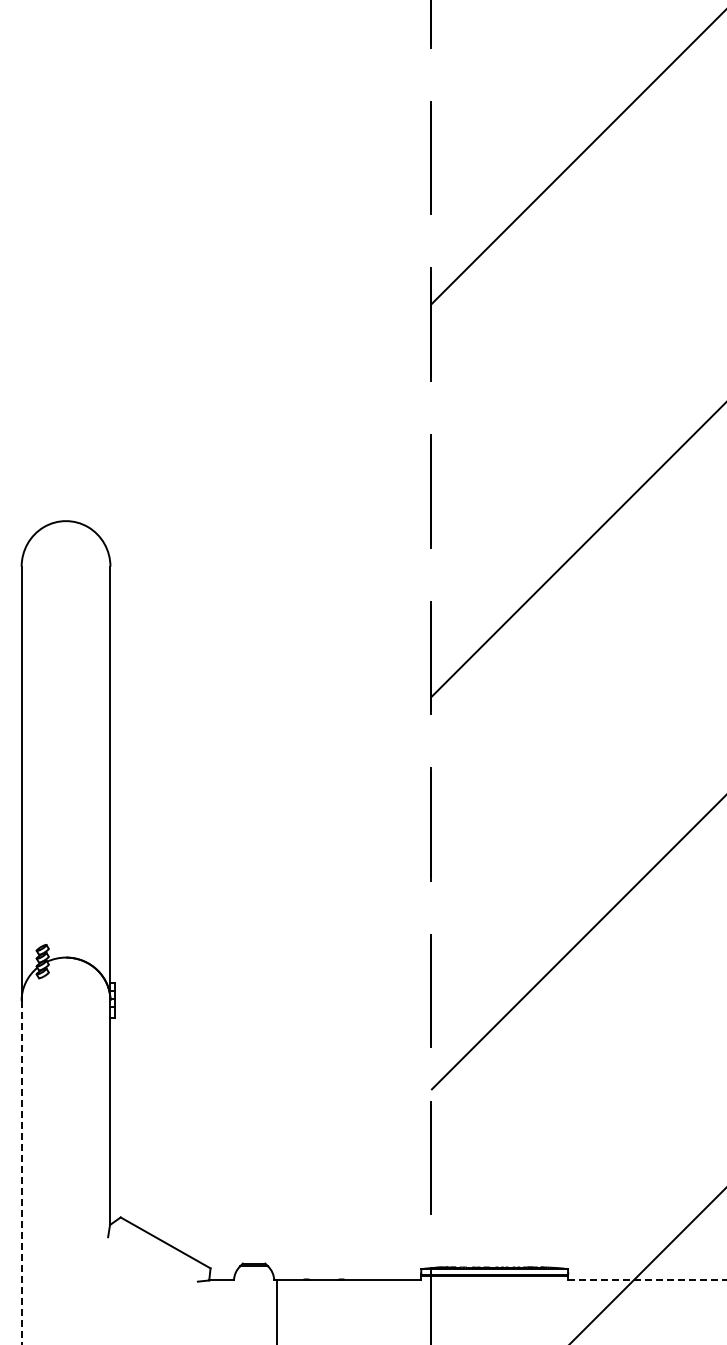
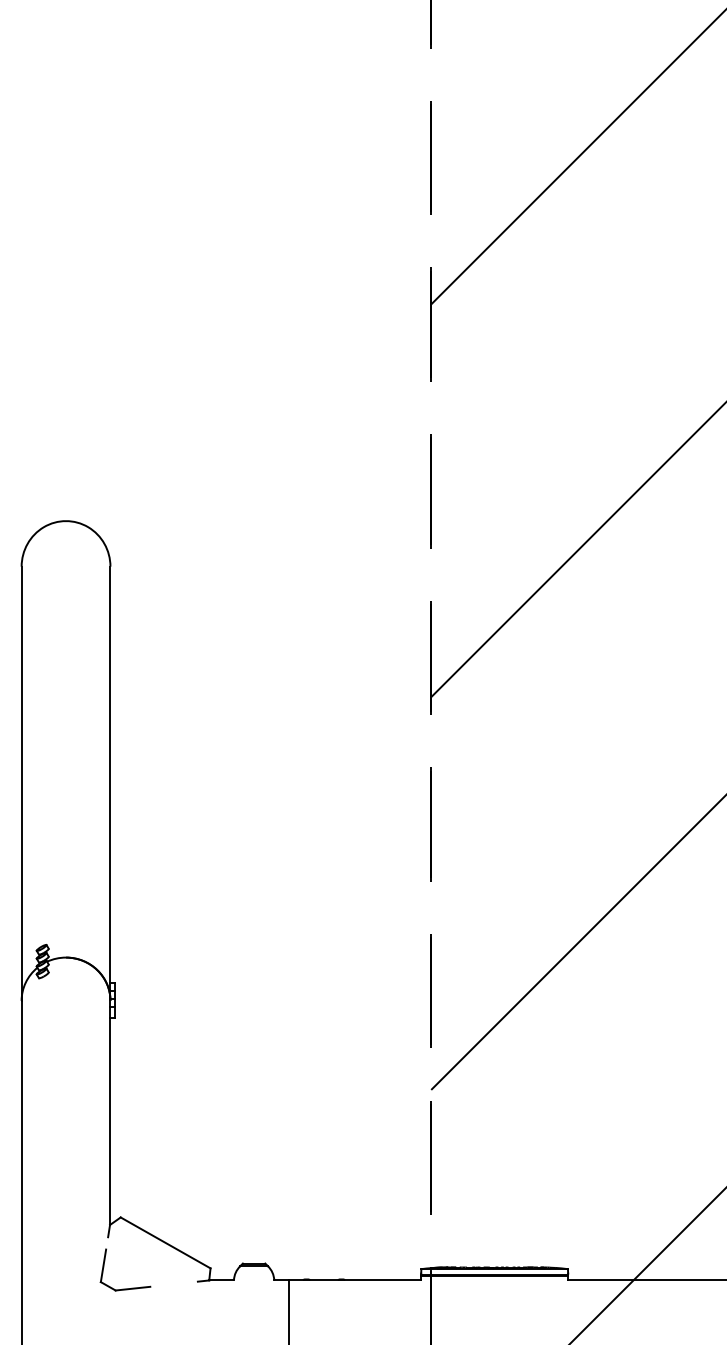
line: dashed -> solid (21, 1172)
line: dashed -> solid (647, 1280)
part: none -> present (131, 1287)
line position: (277, 1310) -> (289, 1310) (289, 1310)
